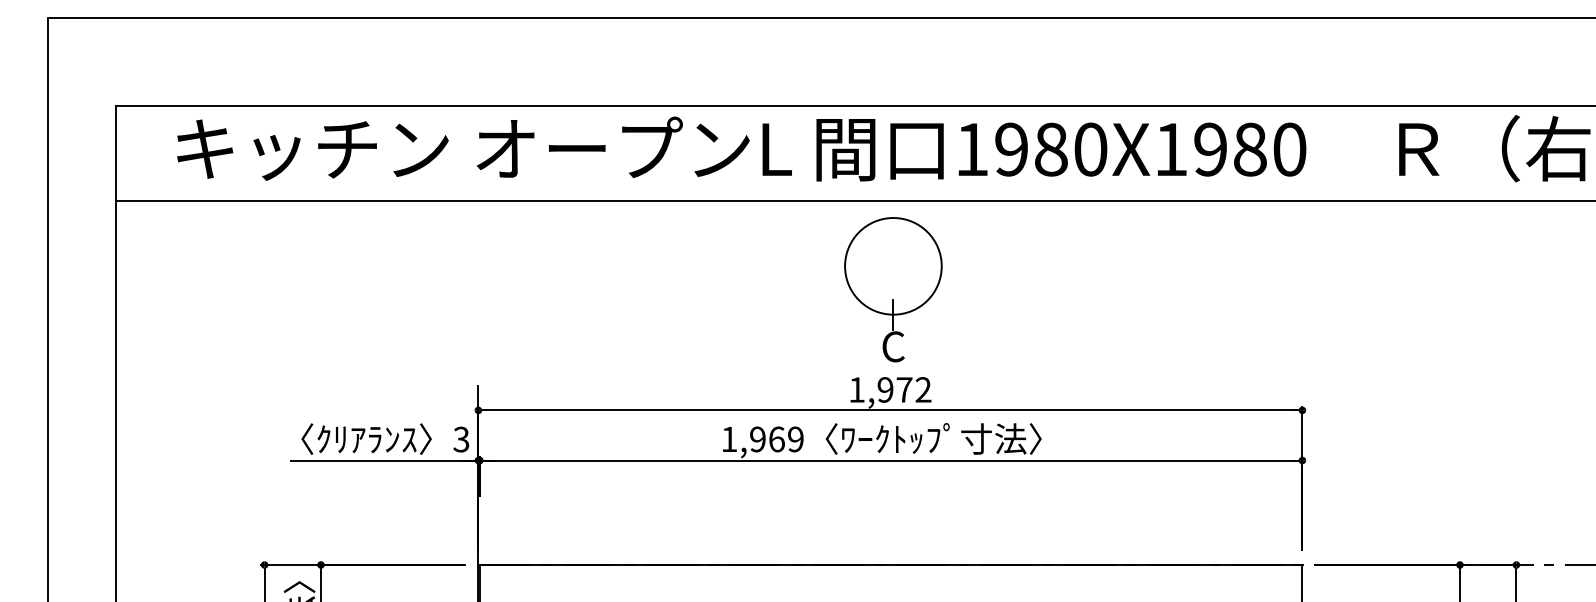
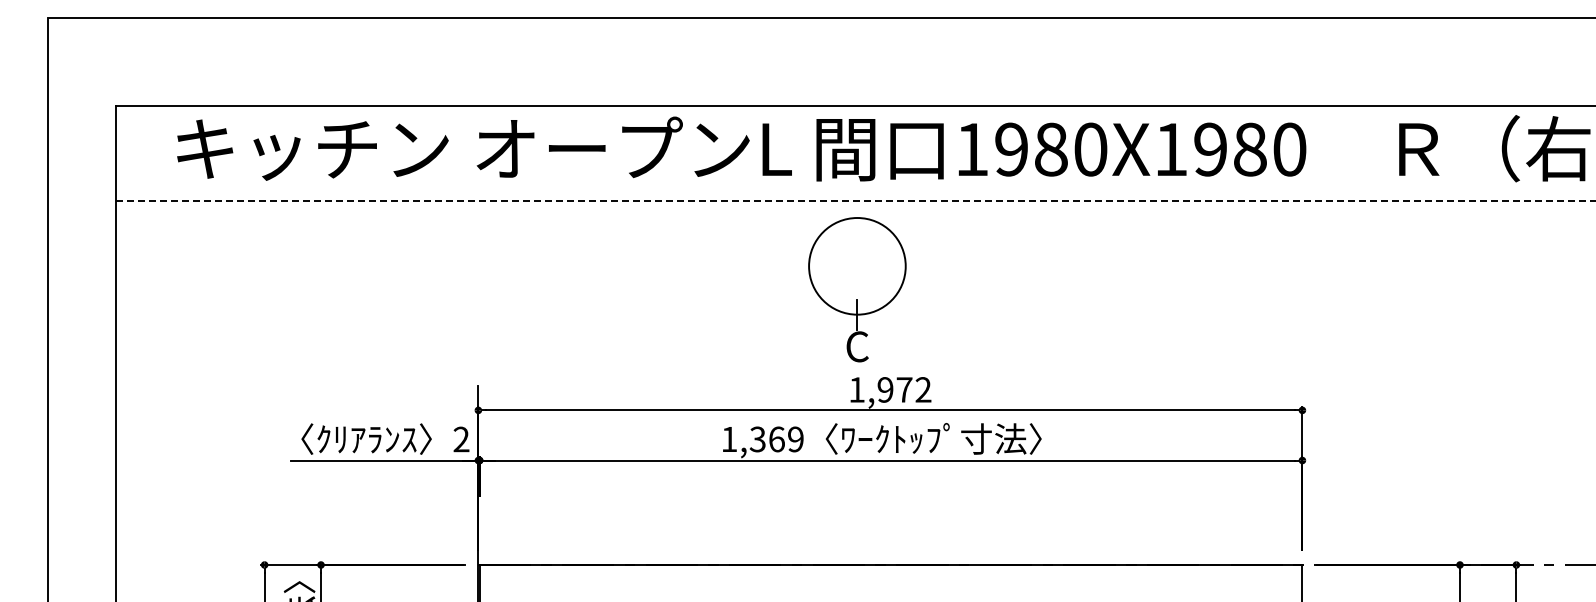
line: solid -> dashed (855, 200)
part position: (893, 289) -> (857, 289) (857, 289)
text: 3 -> 2 (461, 439)
text: 1,969 -> 1,369 (757, 439)
